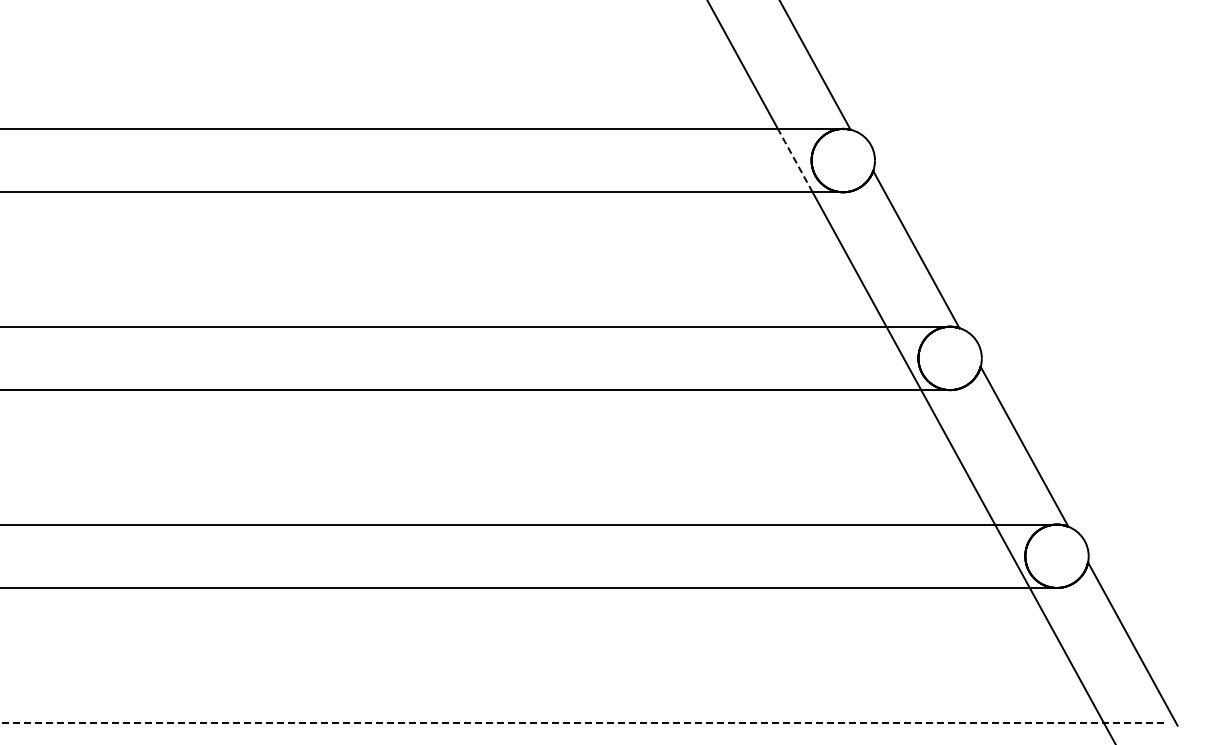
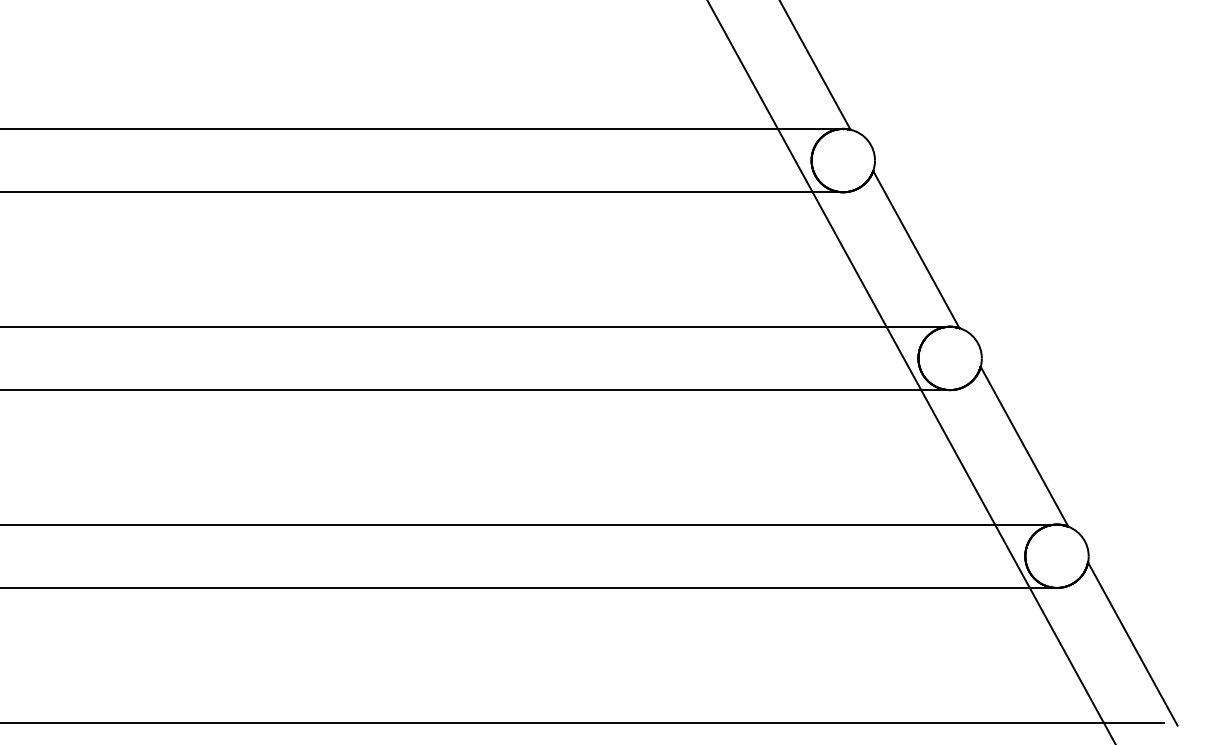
line: dashed -> solid (795, 160)
line: dashed -> solid (581, 722)
